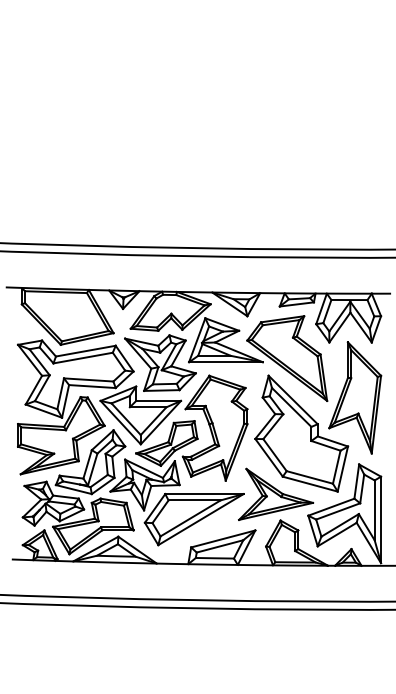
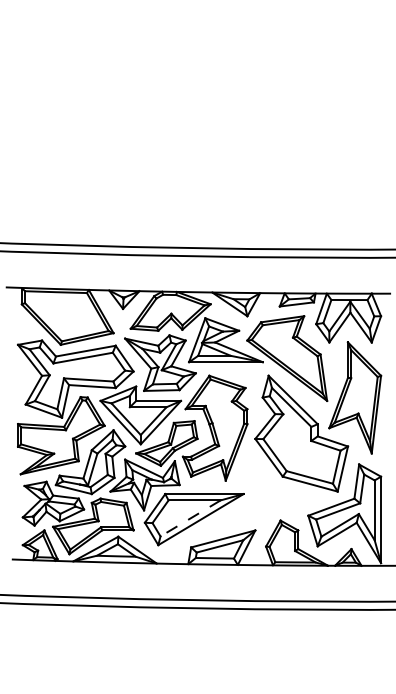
part: present -> none (276, 493)
line: solid -> dashed (190, 518)
